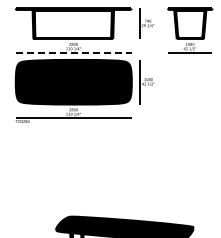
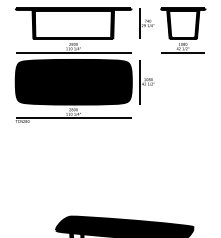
part position: (190, 30) -> (183, 30) (183, 30)
line: dashed -> solid (74, 52)
